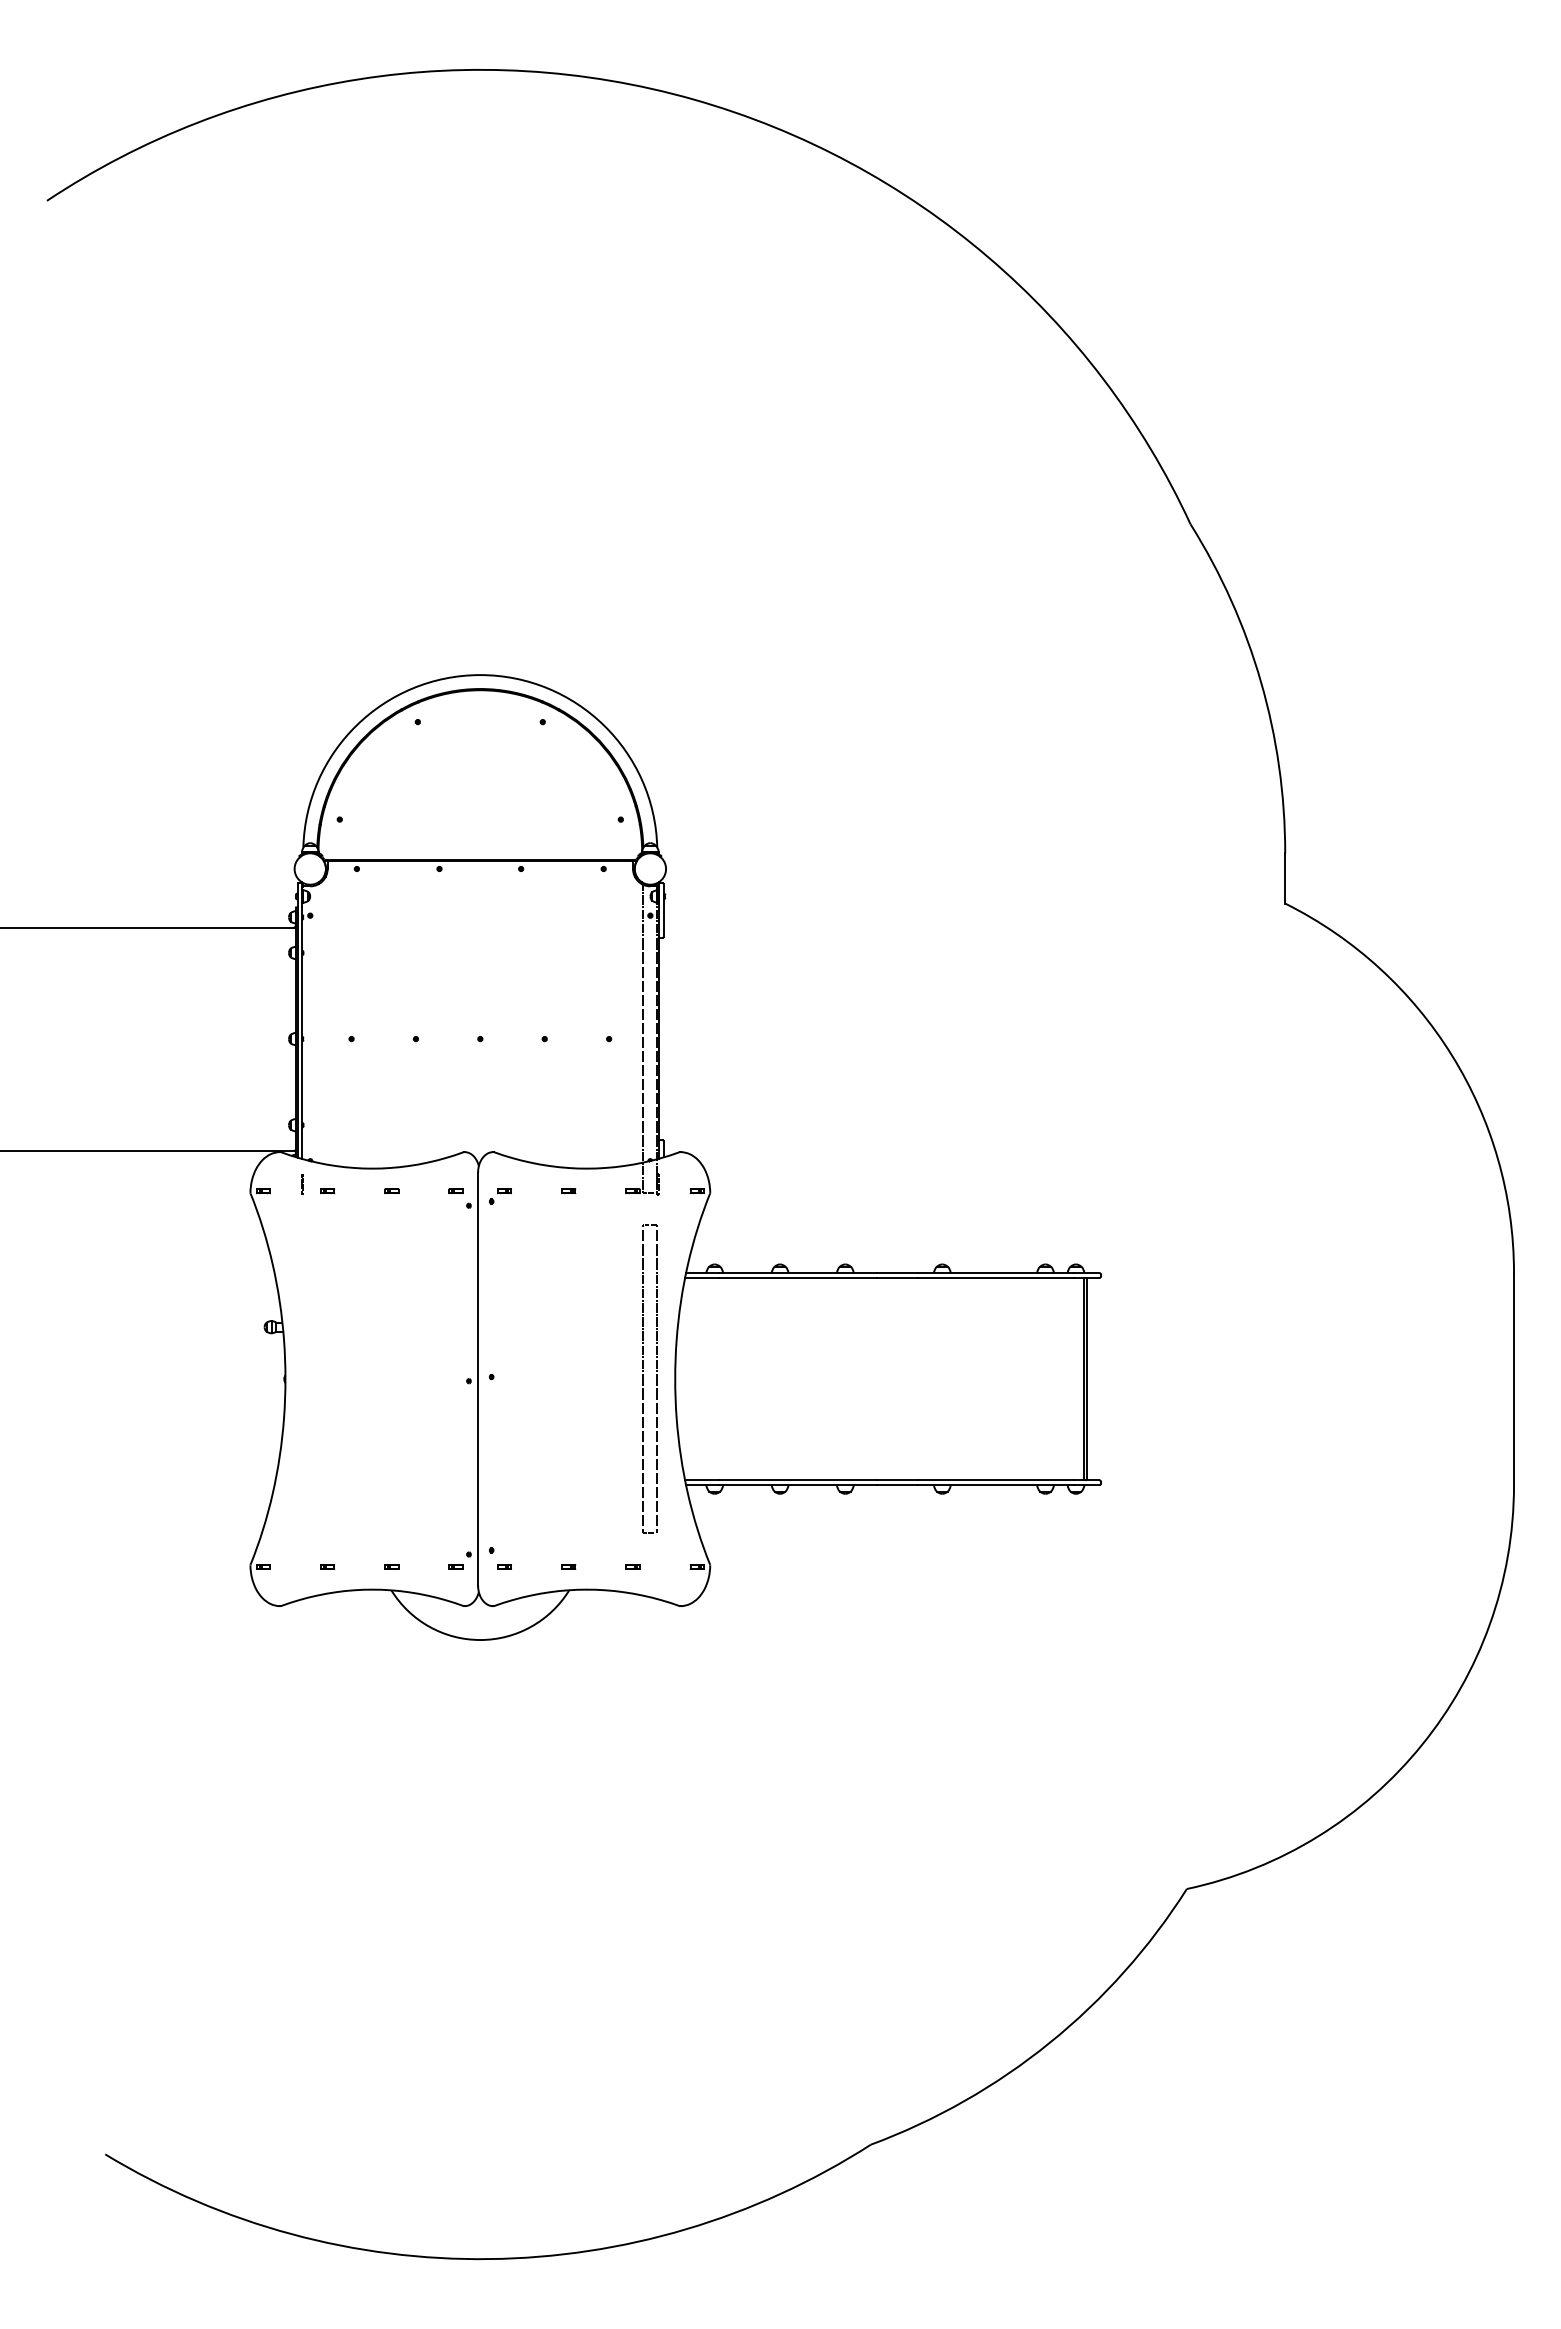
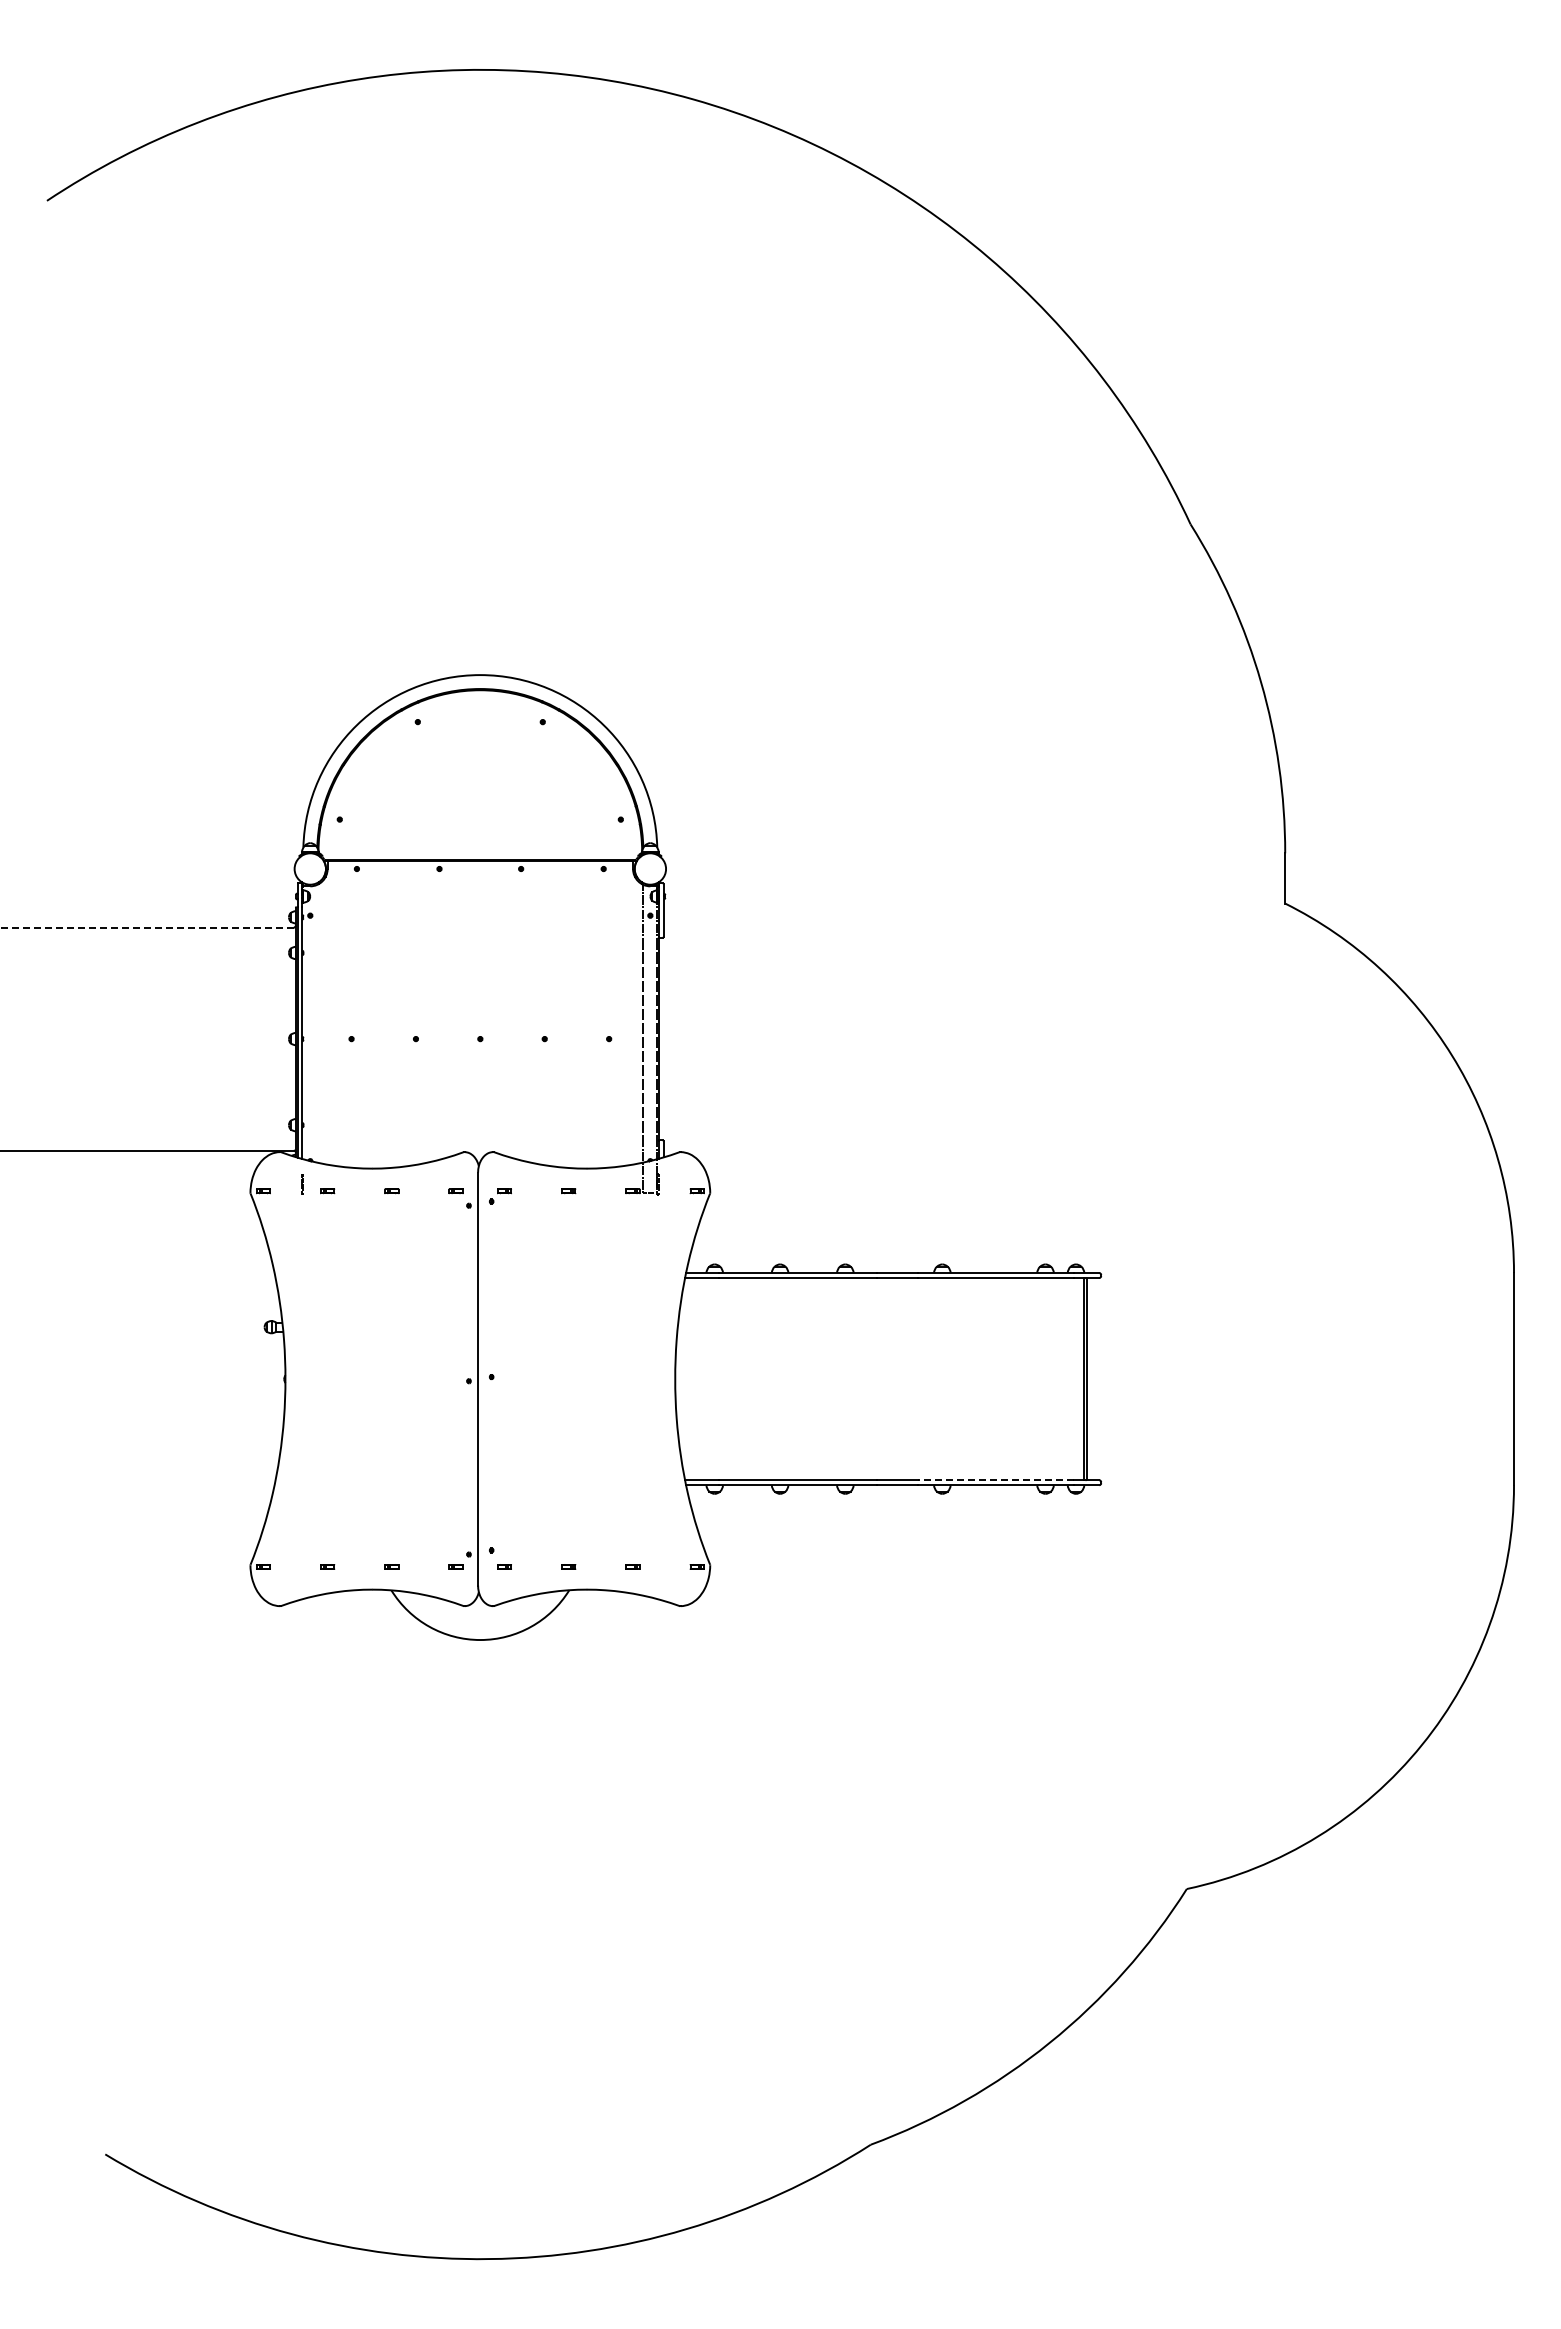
line: solid -> dashed (146, 927)
part: present -> none (649, 1378)
line: solid -> dashed (995, 1480)
